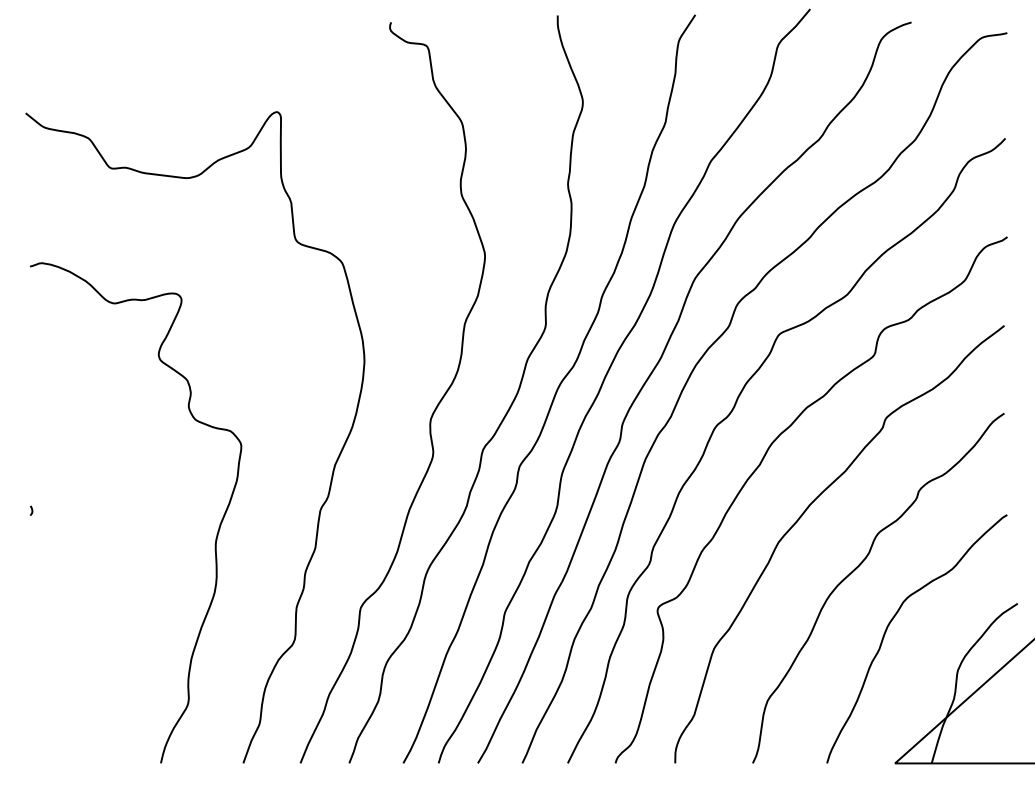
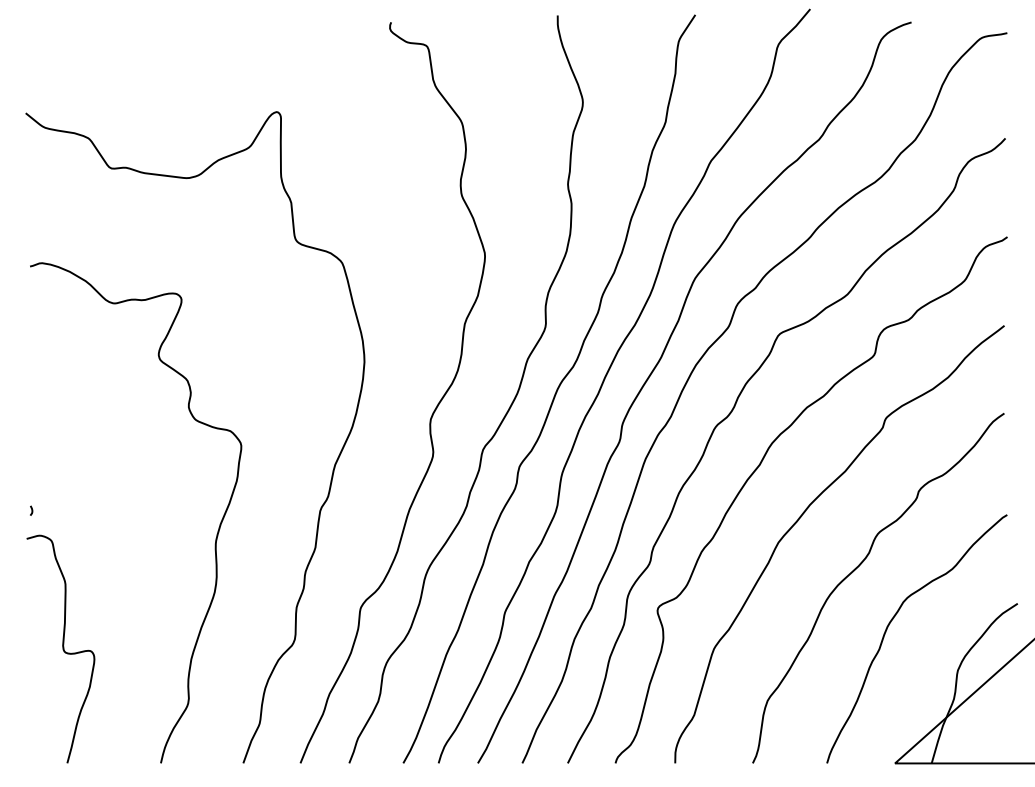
curve: none -> present (62, 648)
